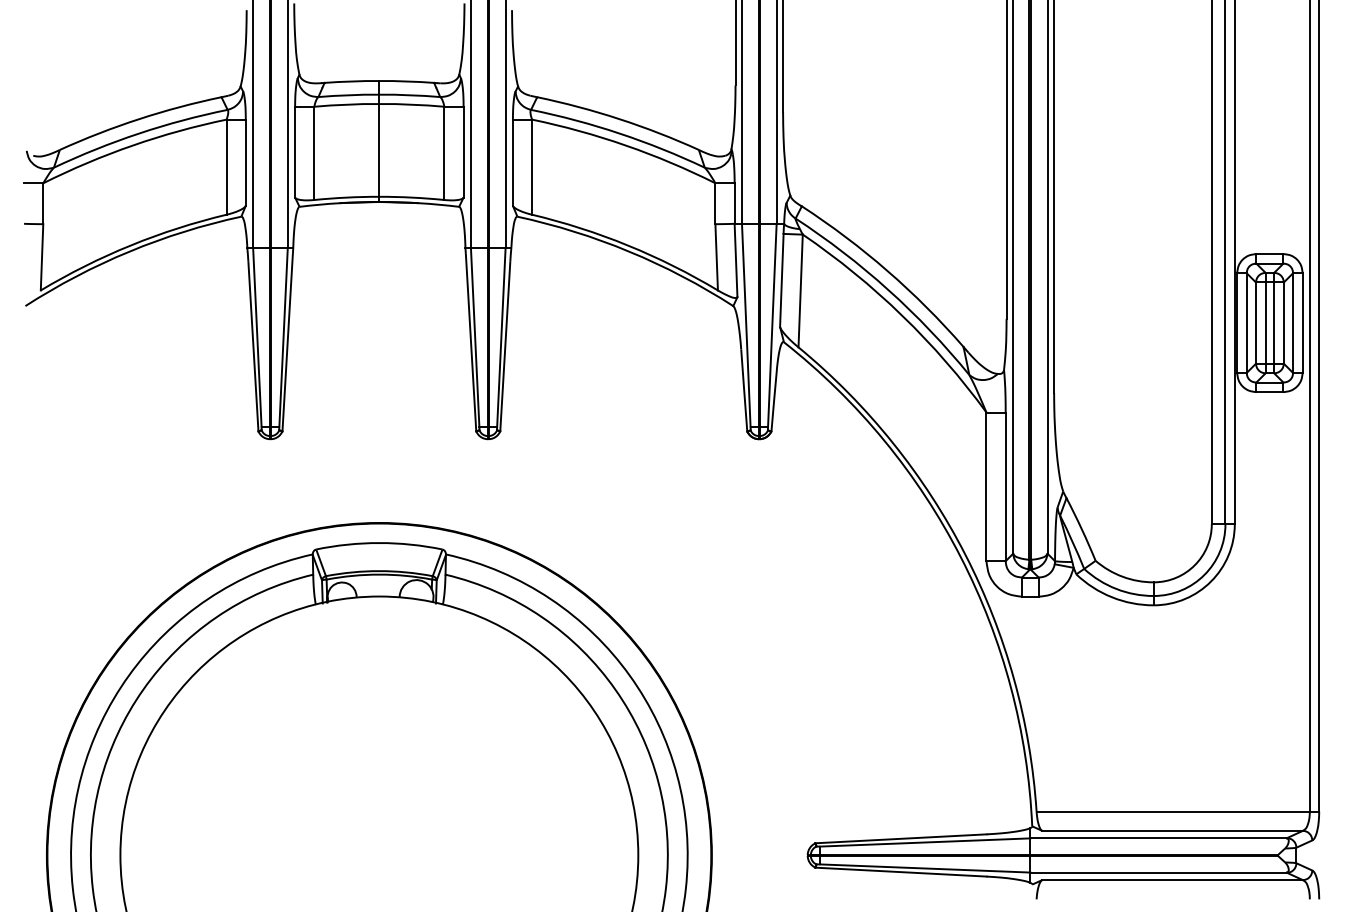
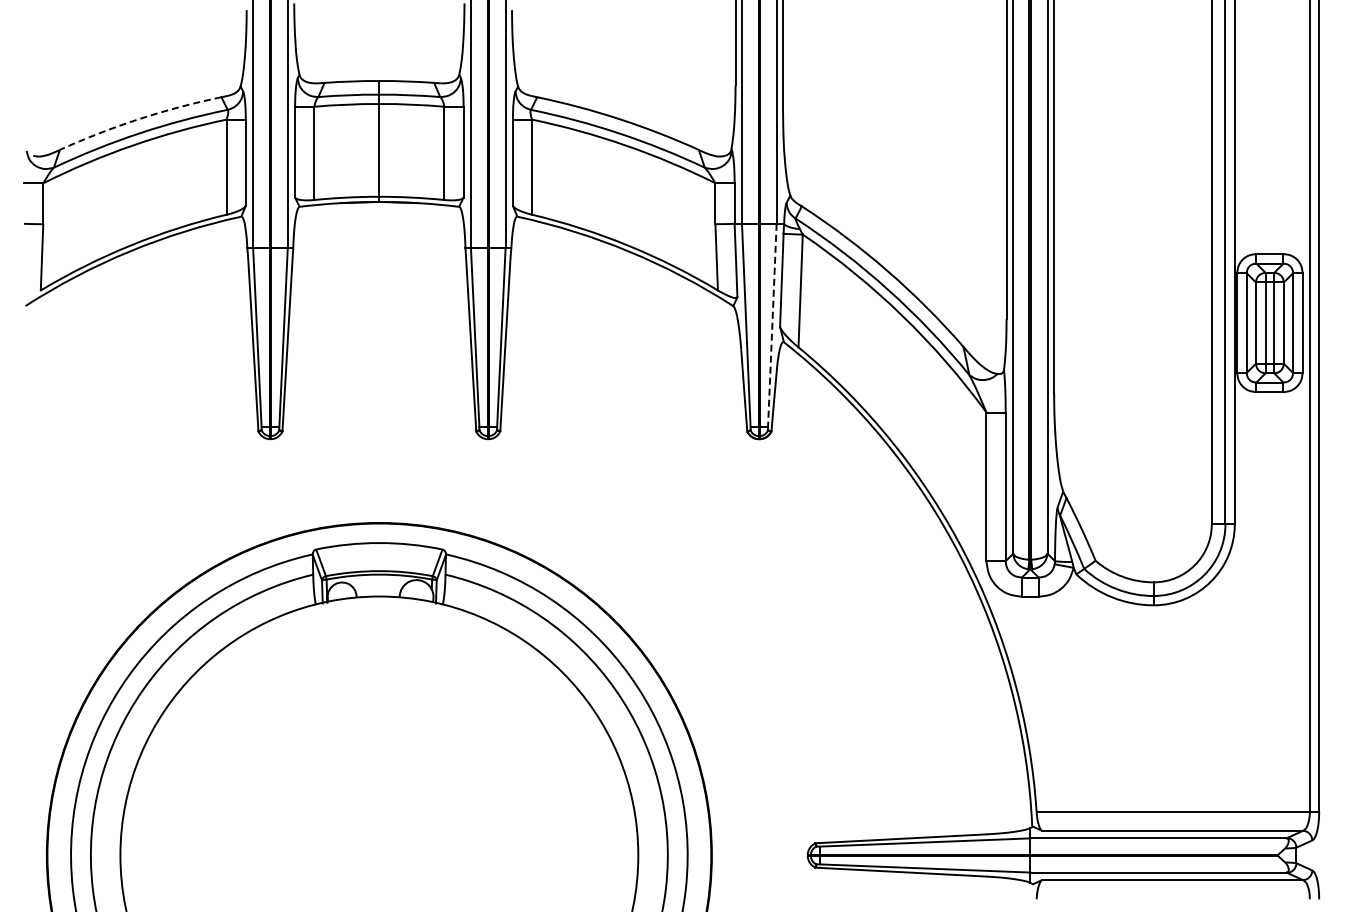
arc: solid -> dashed (139, 119)
line: solid -> dashed (772, 325)
